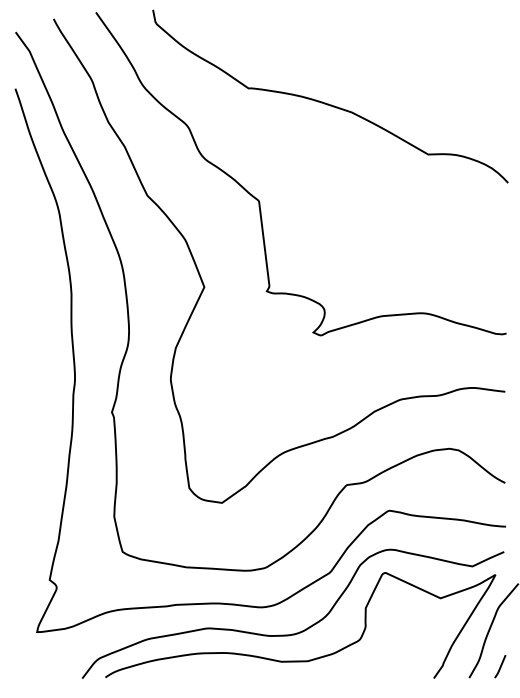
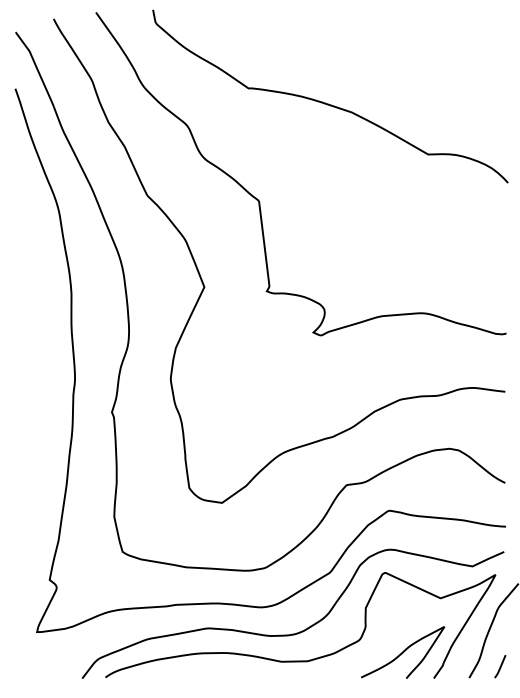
curve: none -> present (403, 652)
